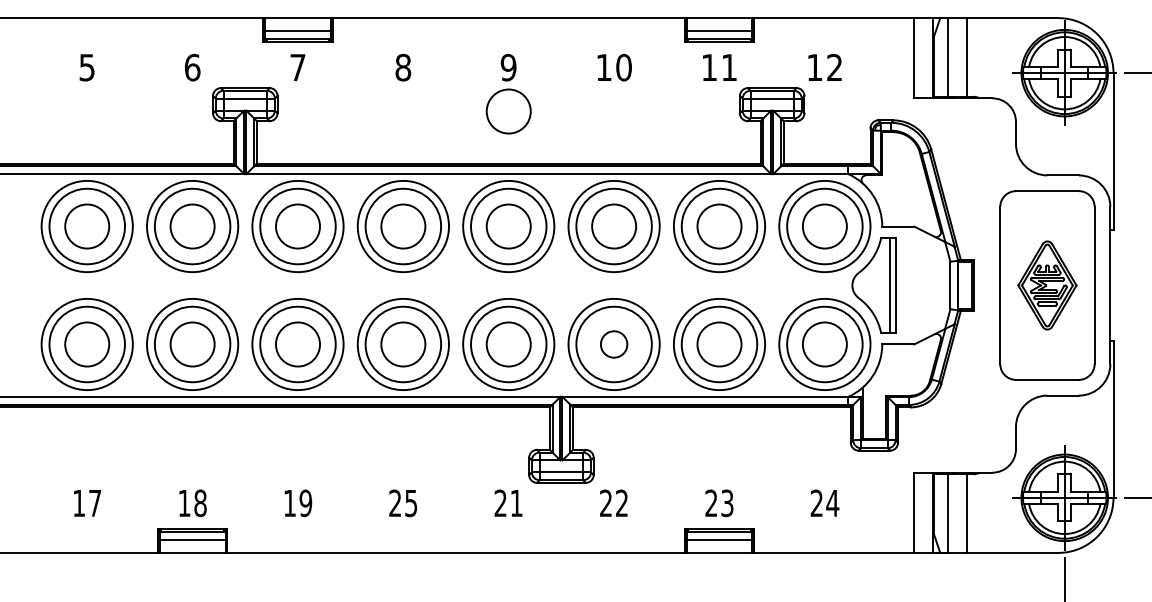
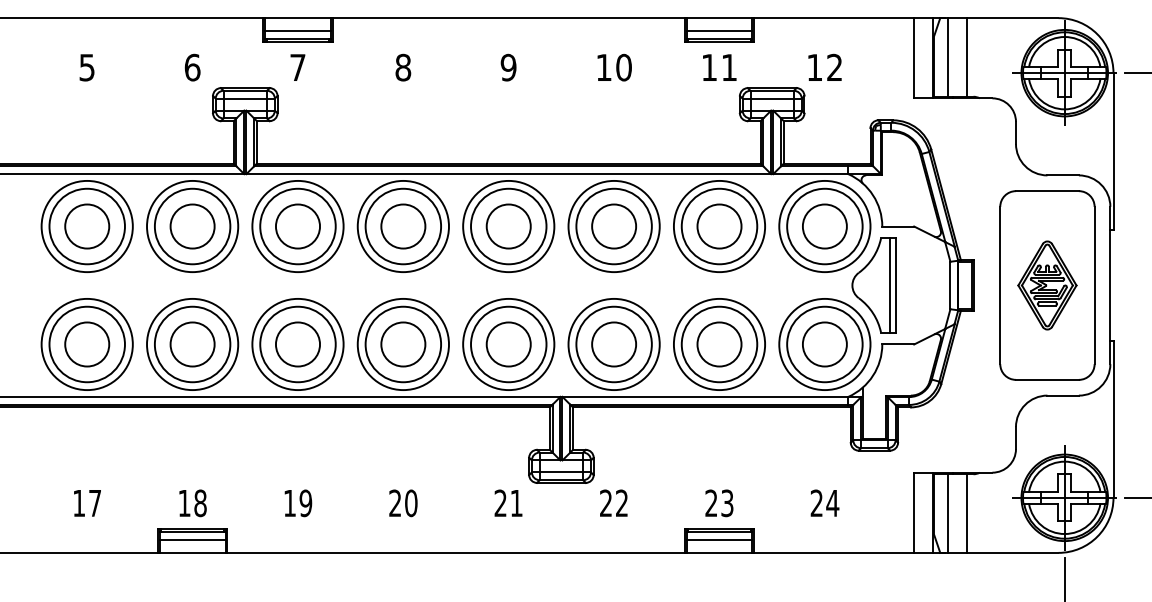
circle: present -> none (508, 111)
circle diameter: 26 px -> 44 px (614, 344)
text: 25 -> 20 (411, 503)
